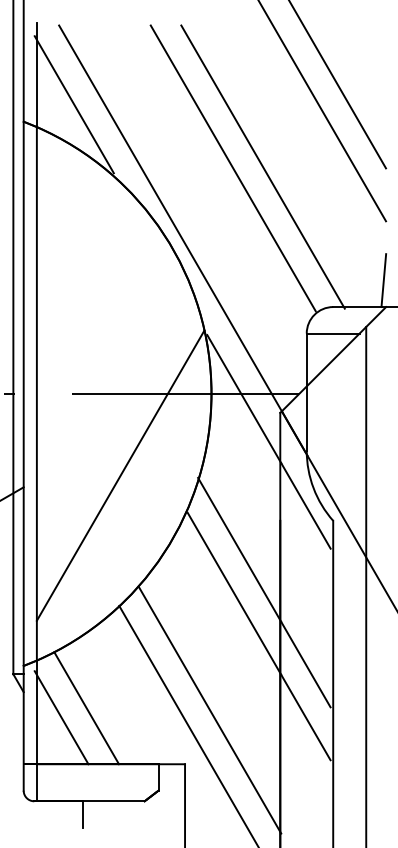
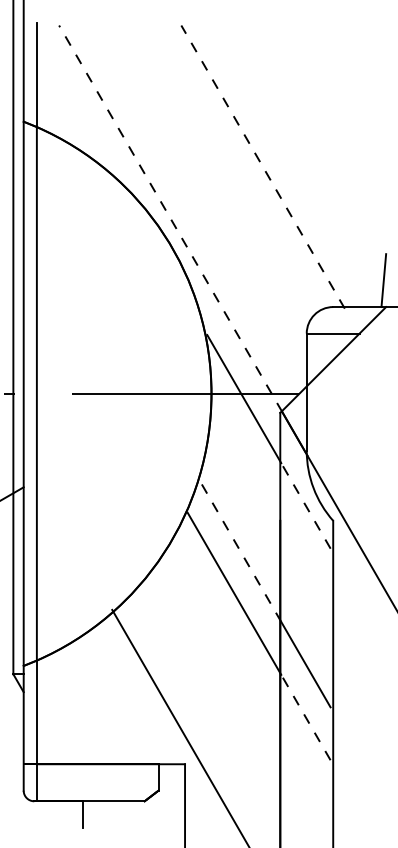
line: present -> none (338, 85)
line: present -> none (73, 104)
line: present -> none (322, 111)
line: solid -> dashed (262, 166)
line: present -> none (232, 168)
line: solid -> dashed (170, 218)
line: present -> none (120, 475)
line: solid -> dashed (305, 505)
line: solid -> dashed (239, 549)
line: present -> none (366, 585)
line: present -> none (86, 708)
line: present -> none (209, 709)
line: present -> none (61, 717)
line: solid -> dashed (305, 717)
line position: (188, 724) -> (179, 726) (179, 726)
